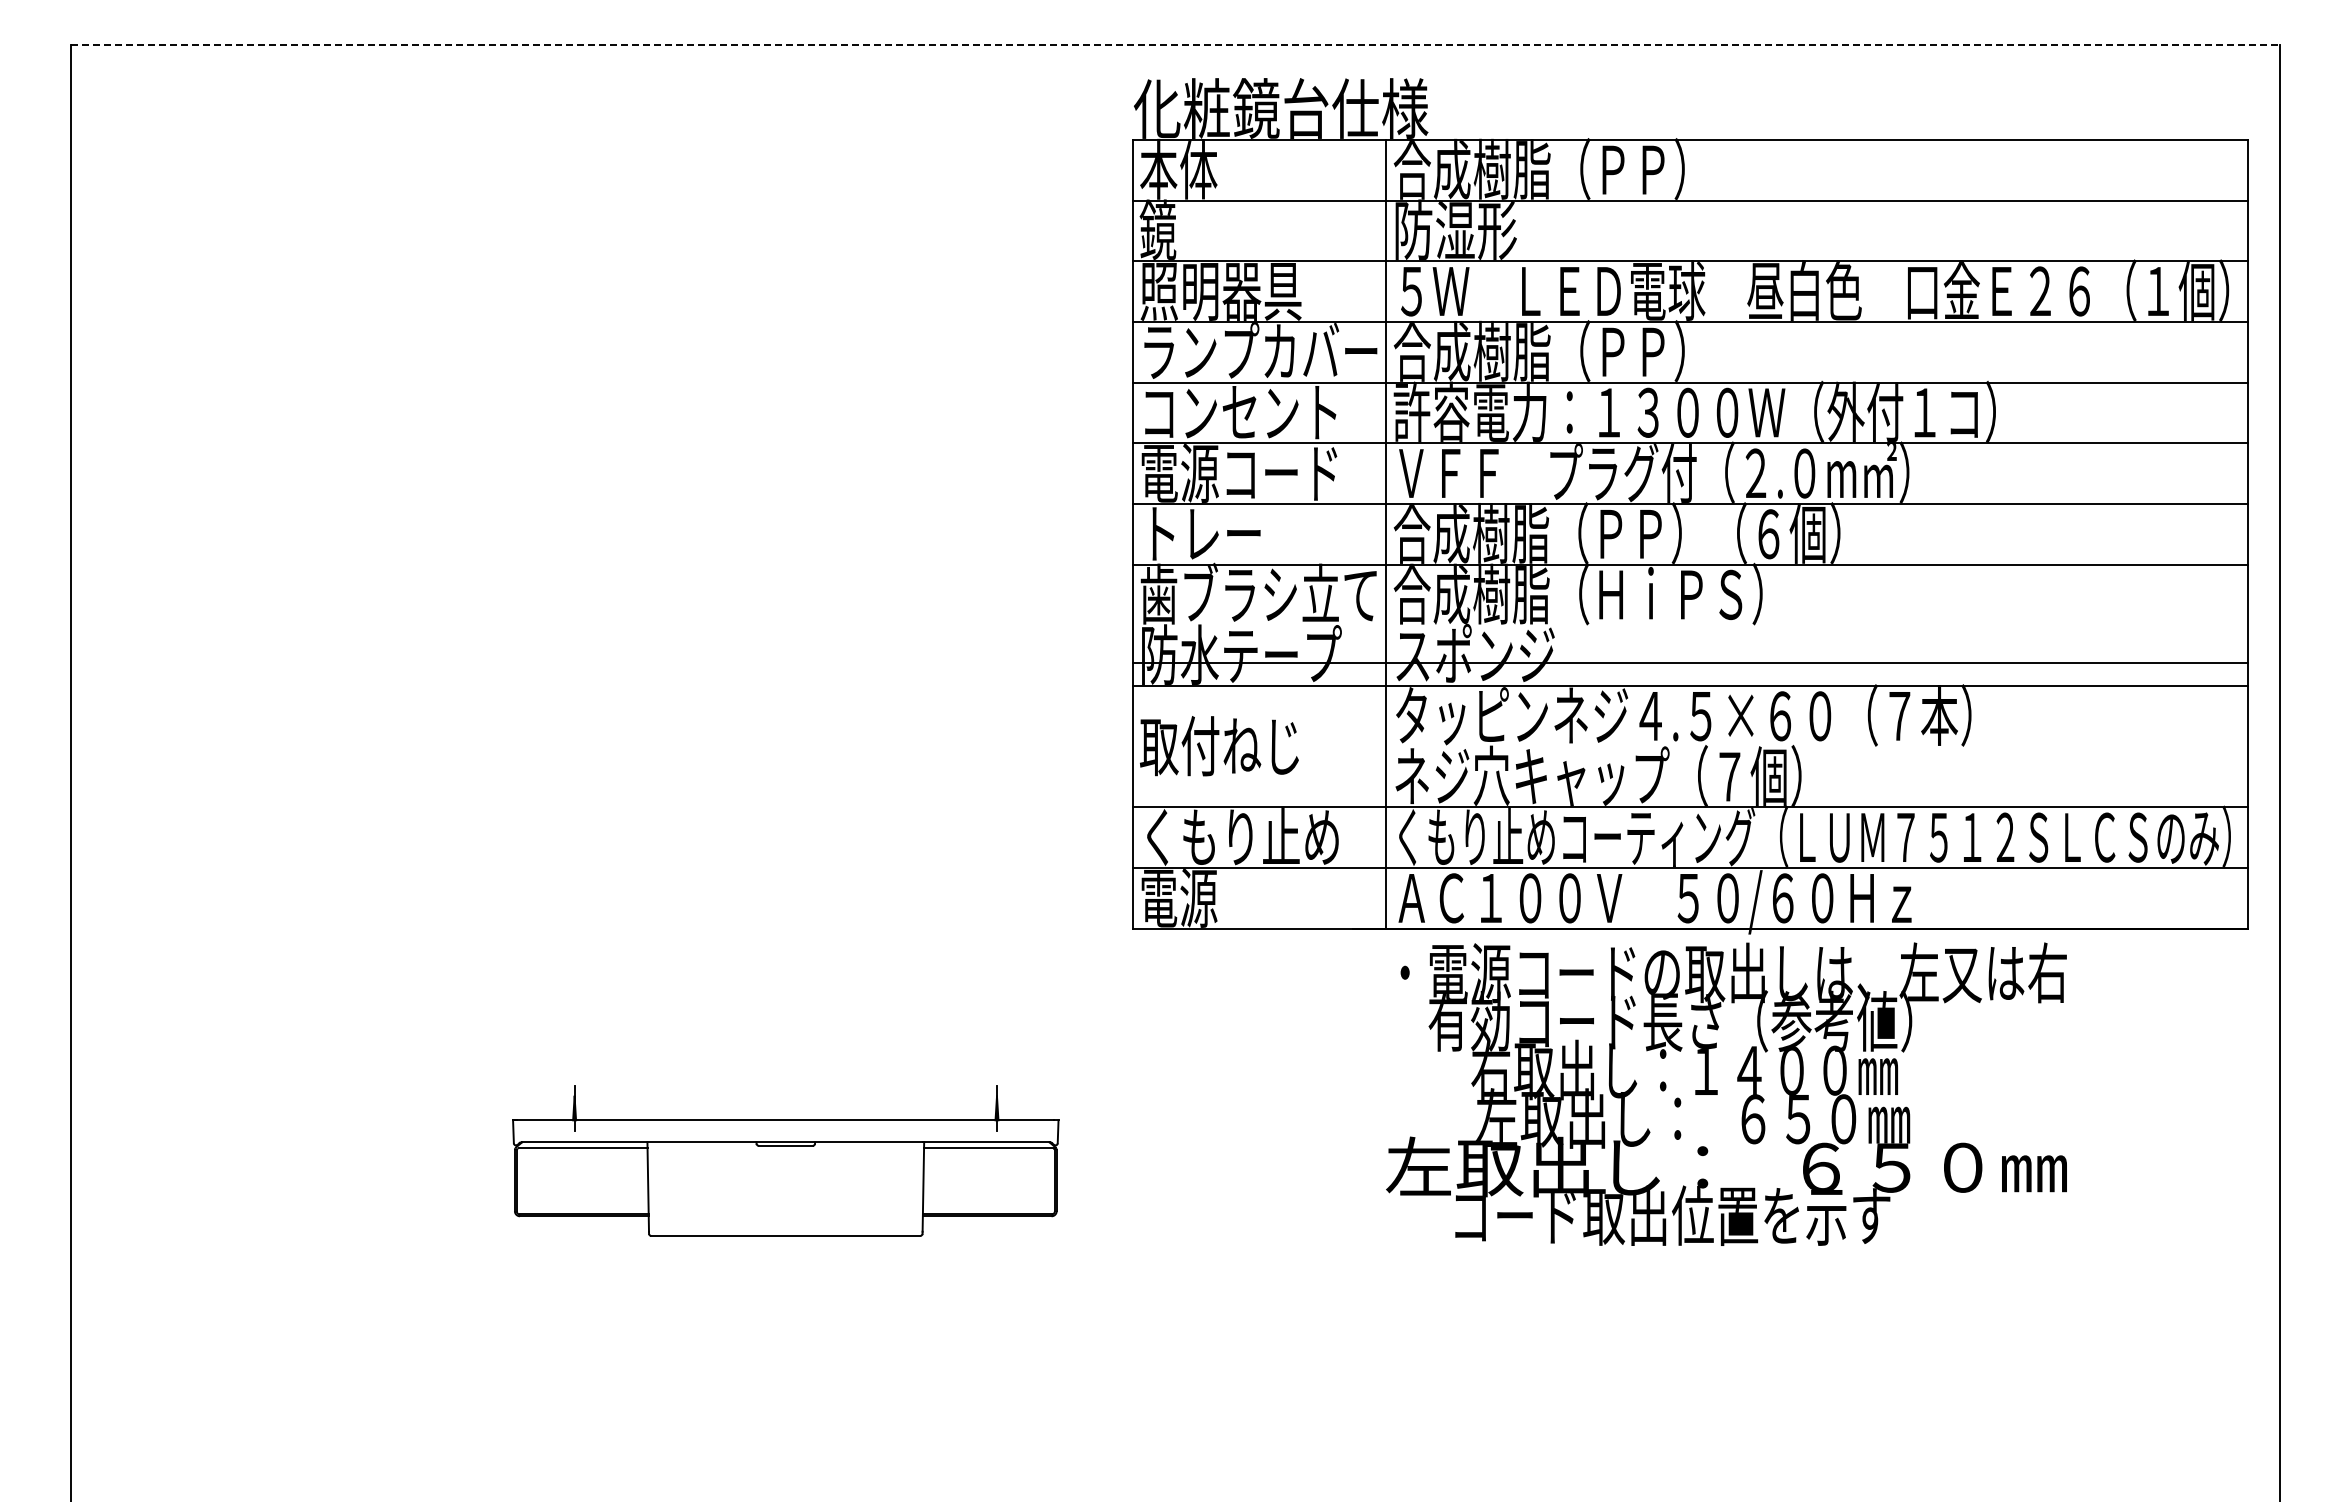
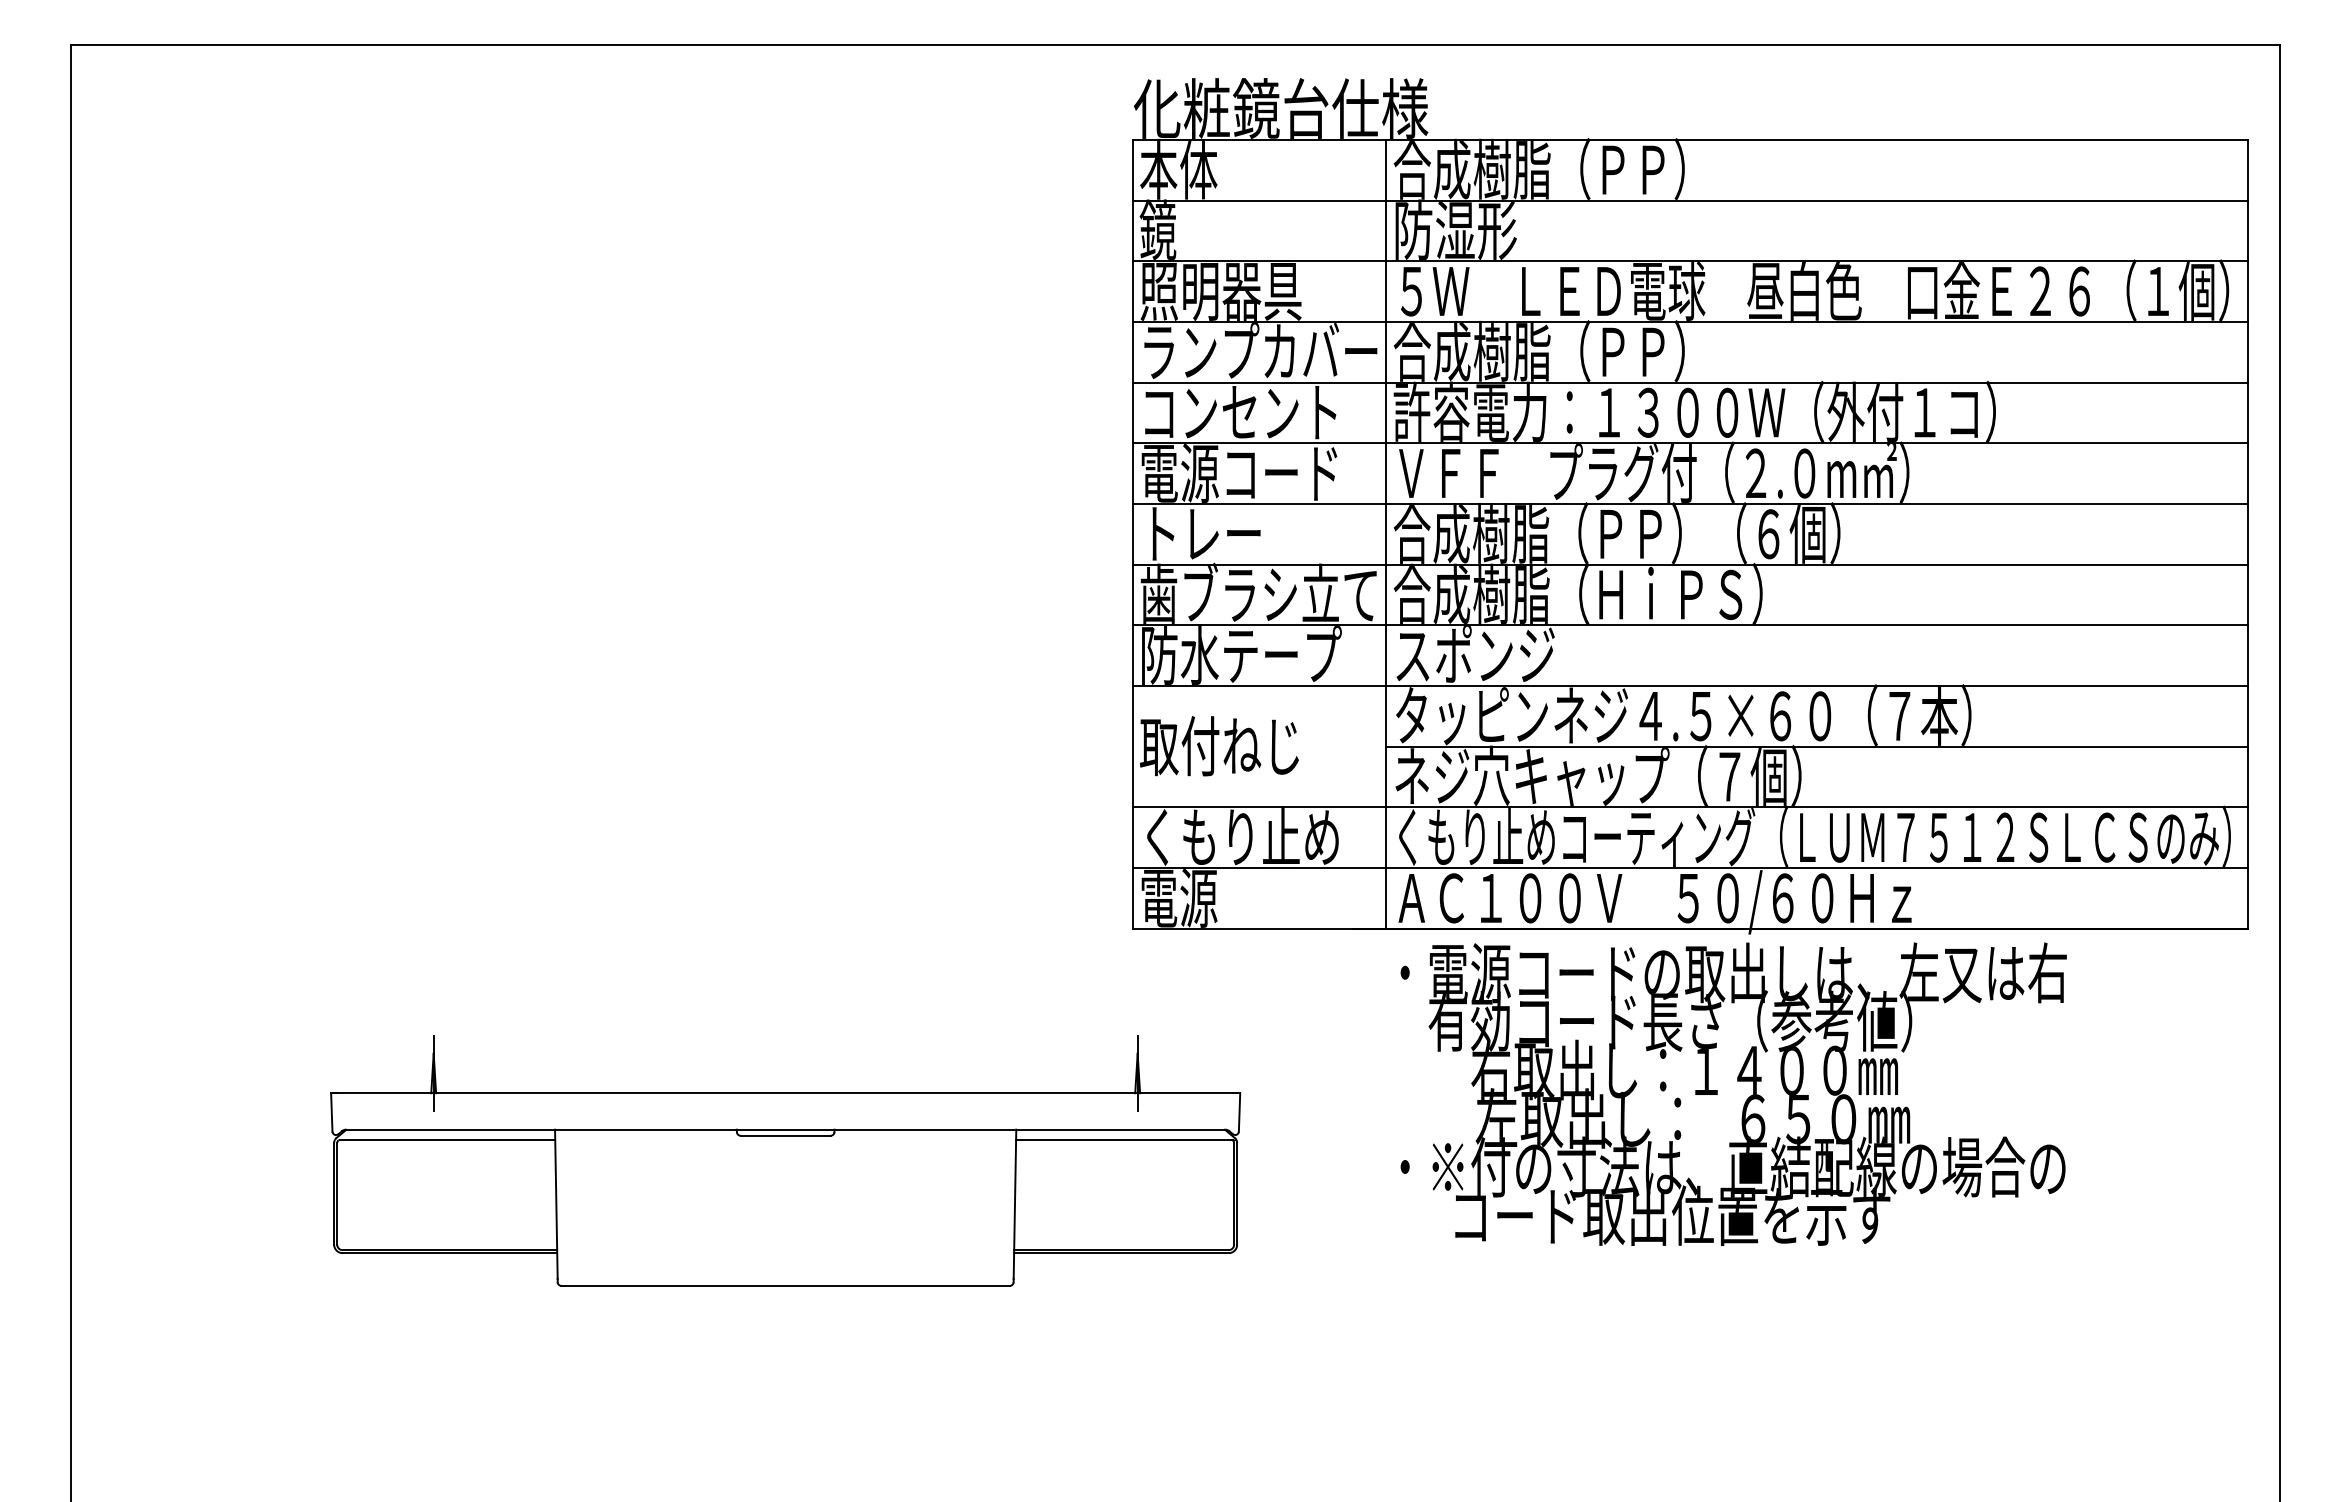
line: dashed -> solid (1175, 45)
line position: (1689, 663) -> (1689, 625) (1689, 625)
line: none -> present (1816, 746)
part size: 548x152 px -> 912x252 px (785, 1160)
text: 左取出し：   ６５０㎜ -> ・※付の寸法は、直結配線の場合の (1726, 1166)
